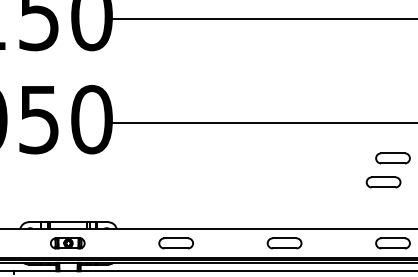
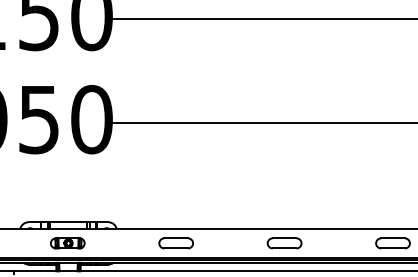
part: present -> none (392, 158)
part: present -> none (383, 182)
